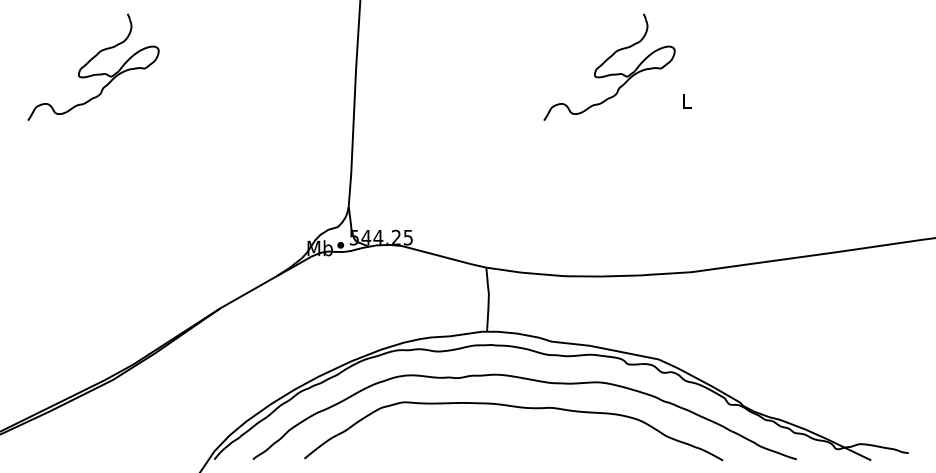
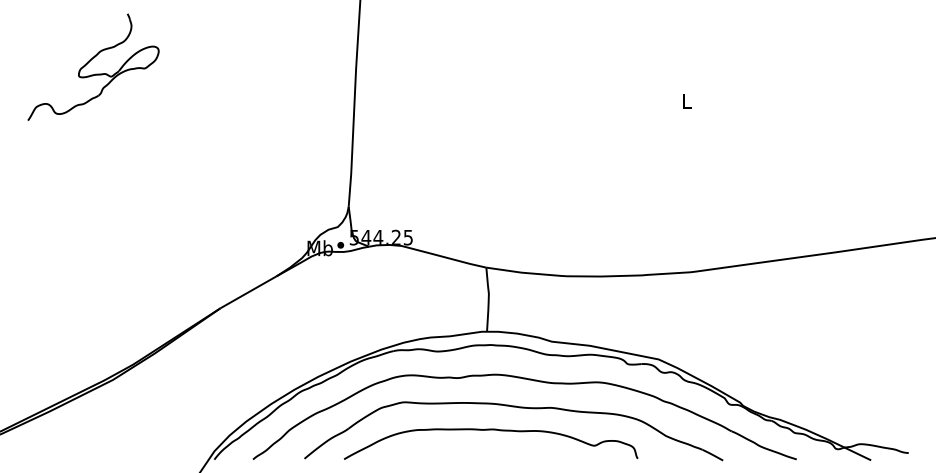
part: present -> none (609, 66)
part: none -> present (490, 430)
